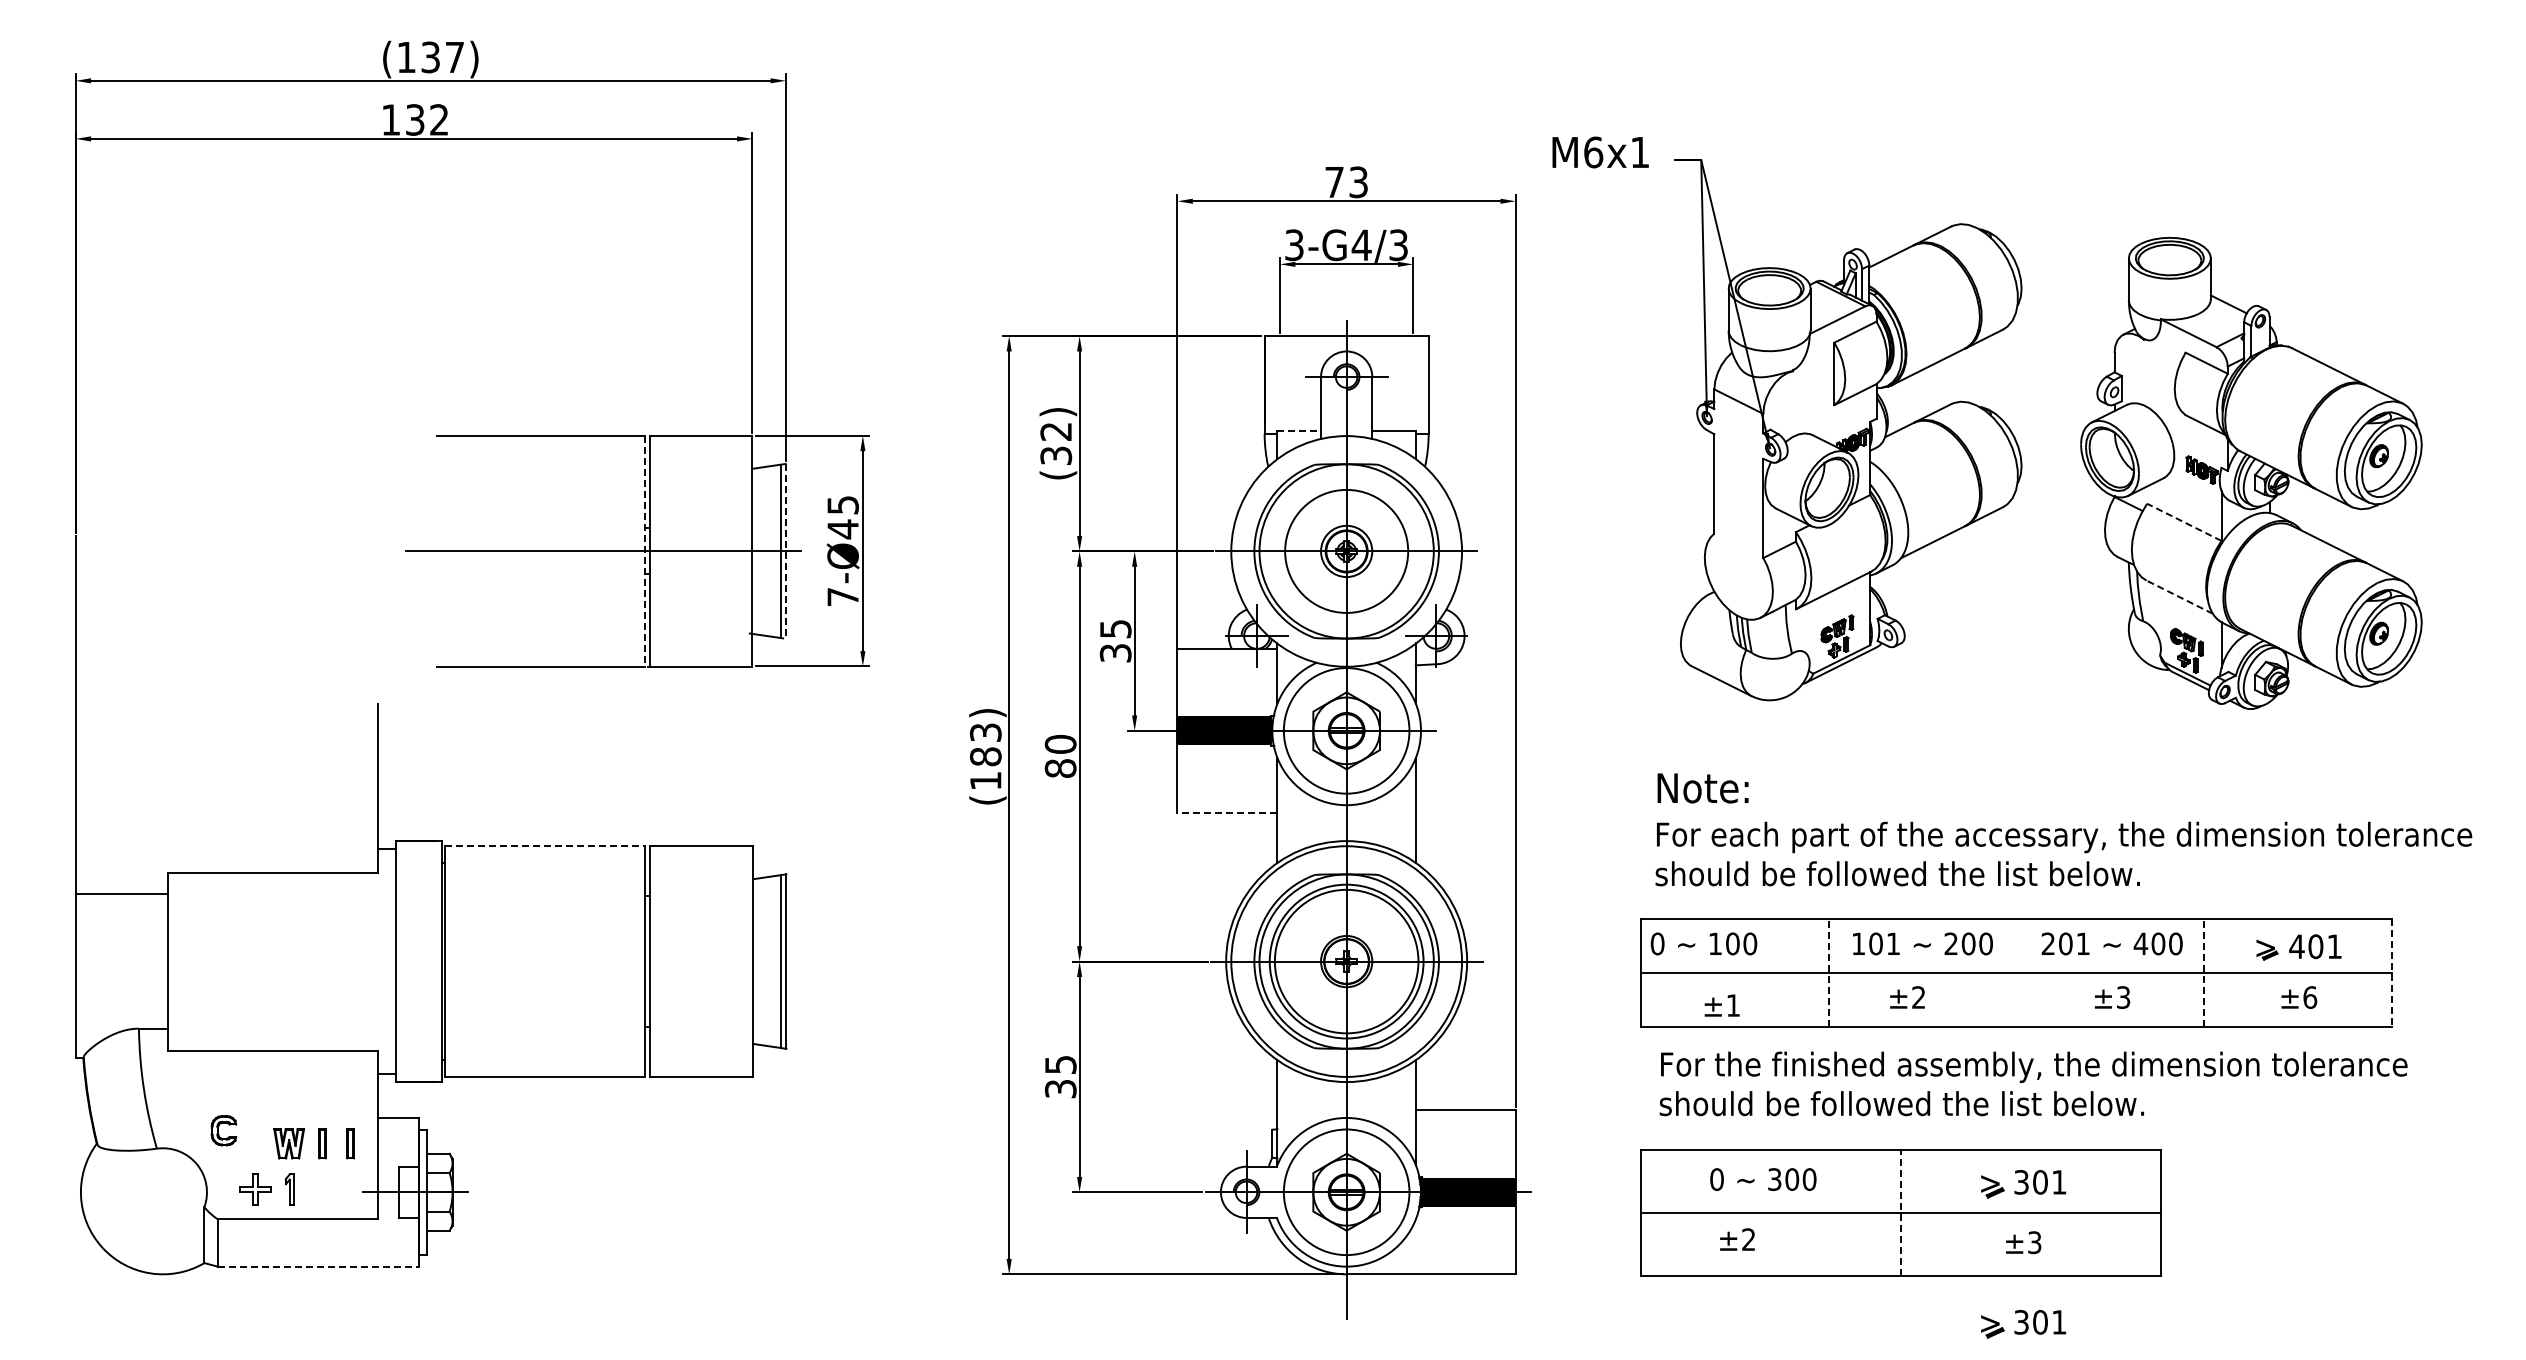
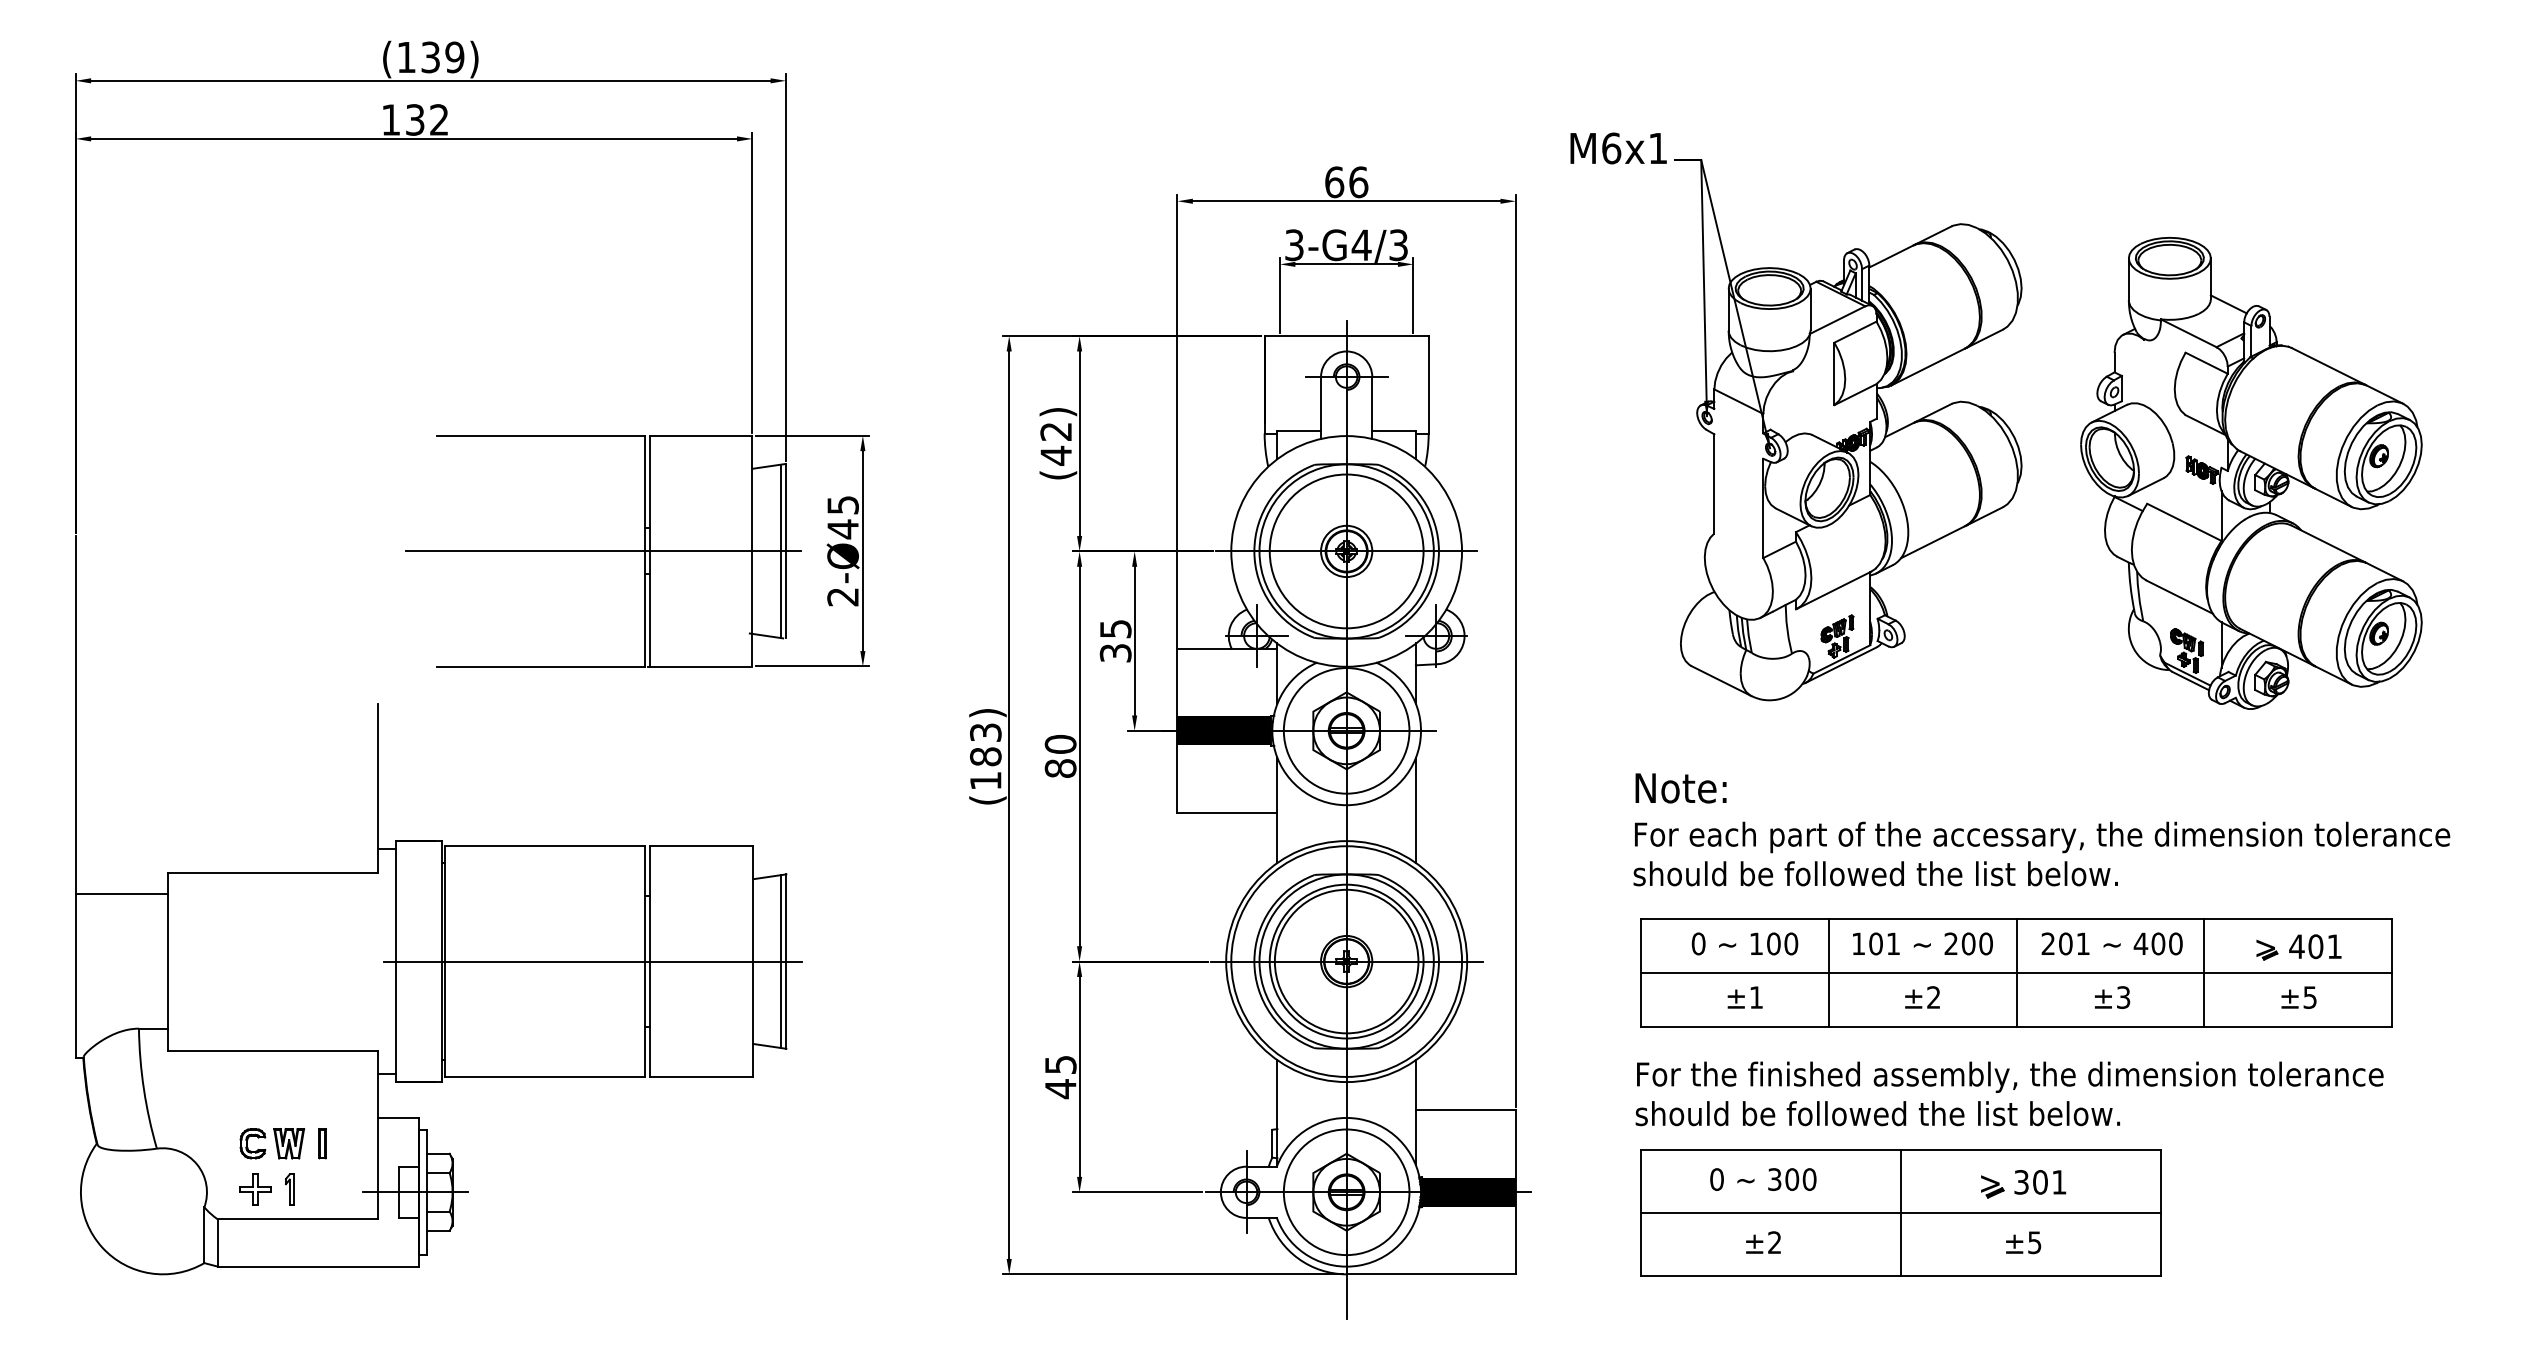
text: (137) -> (139) (454, 57)
text position: (1600, 152) -> (1618, 148) (1618, 148)
text: 73 -> 66 (1346, 182)
line: dashed -> solid (1299, 430)
text: (32) -> (42) (1056, 455)
line: dashed -> solid (2184, 522)
circle diameter: 123 px -> 154 px (1346, 551)
line: dashed -> solid (645, 551)
line: dashed -> solid (785, 551)
line: dashed -> solid (2179, 596)
text: 7-Ø45 -> 2-Ø45 (842, 597)
line: dashed -> solid (1227, 812)
text position: (2063, 829) -> (2041, 829) (2041, 829)
line: dashed -> solid (545, 846)
text position: (1703, 943) -> (1744, 943) (1744, 943)
line: none -> present (592, 961)
line: none -> present (2016, 972)
line: dashed -> solid (1828, 973)
line: dashed -> solid (2204, 973)
line: dashed -> solid (2391, 973)
text position: (1907, 997) -> (1922, 997) (1922, 997)
text: ±6 -> ±5 (2310, 997)
text position: (1721, 1005) -> (1744, 997) (1744, 997)
text position: (2033, 1083) -> (2009, 1093) (2009, 1093)
text: 35 -> 45 (1060, 1089)
part position: (223, 1130) -> (252, 1143) (252, 1143)
part: present -> none (350, 1143)
line: dashed -> solid (1901, 1212)
text position: (1737, 1239) -> (1763, 1242) (1763, 1242)
text: ±3 -> ±5 (2034, 1242)
line: dashed -> solid (318, 1266)
part: present -> none (2023, 1324)
